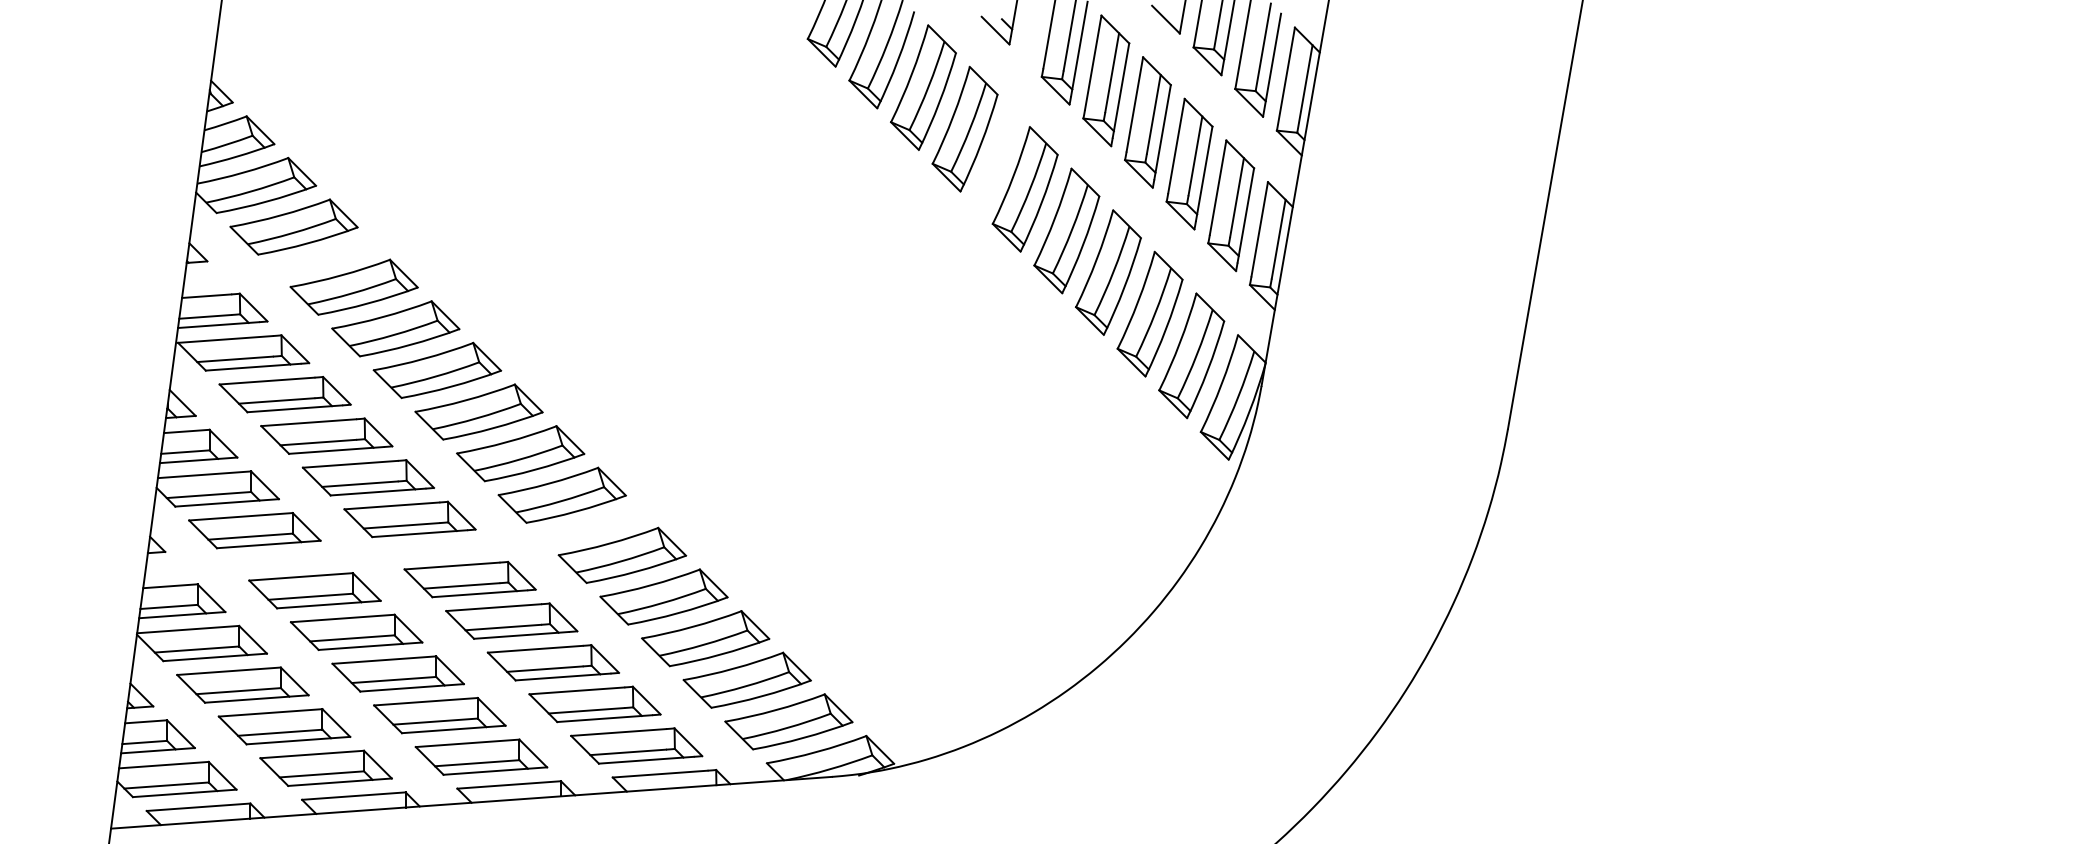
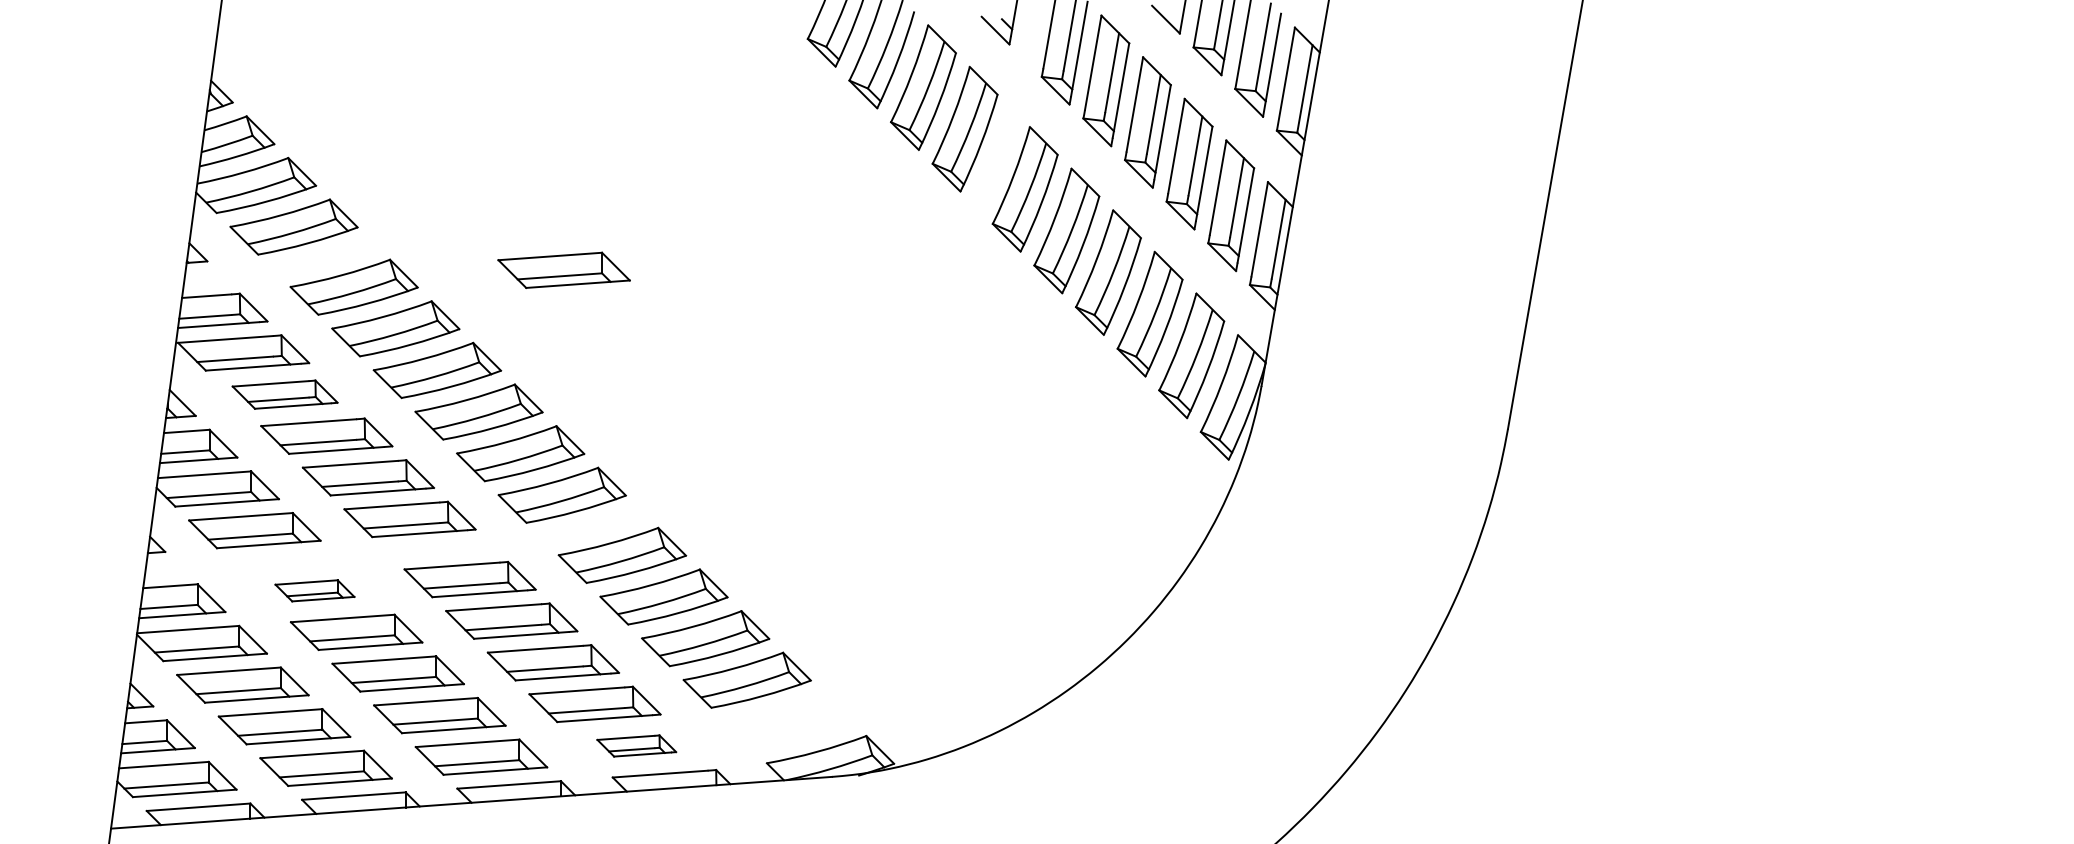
part: none -> present (563, 269)
part size: 134x38 px -> 108x31 px (284, 394)
part size: 134x38 px -> 82x24 px (314, 590)
part: present -> none (788, 721)
part size: 134x38 px -> 82x24 px (636, 745)
